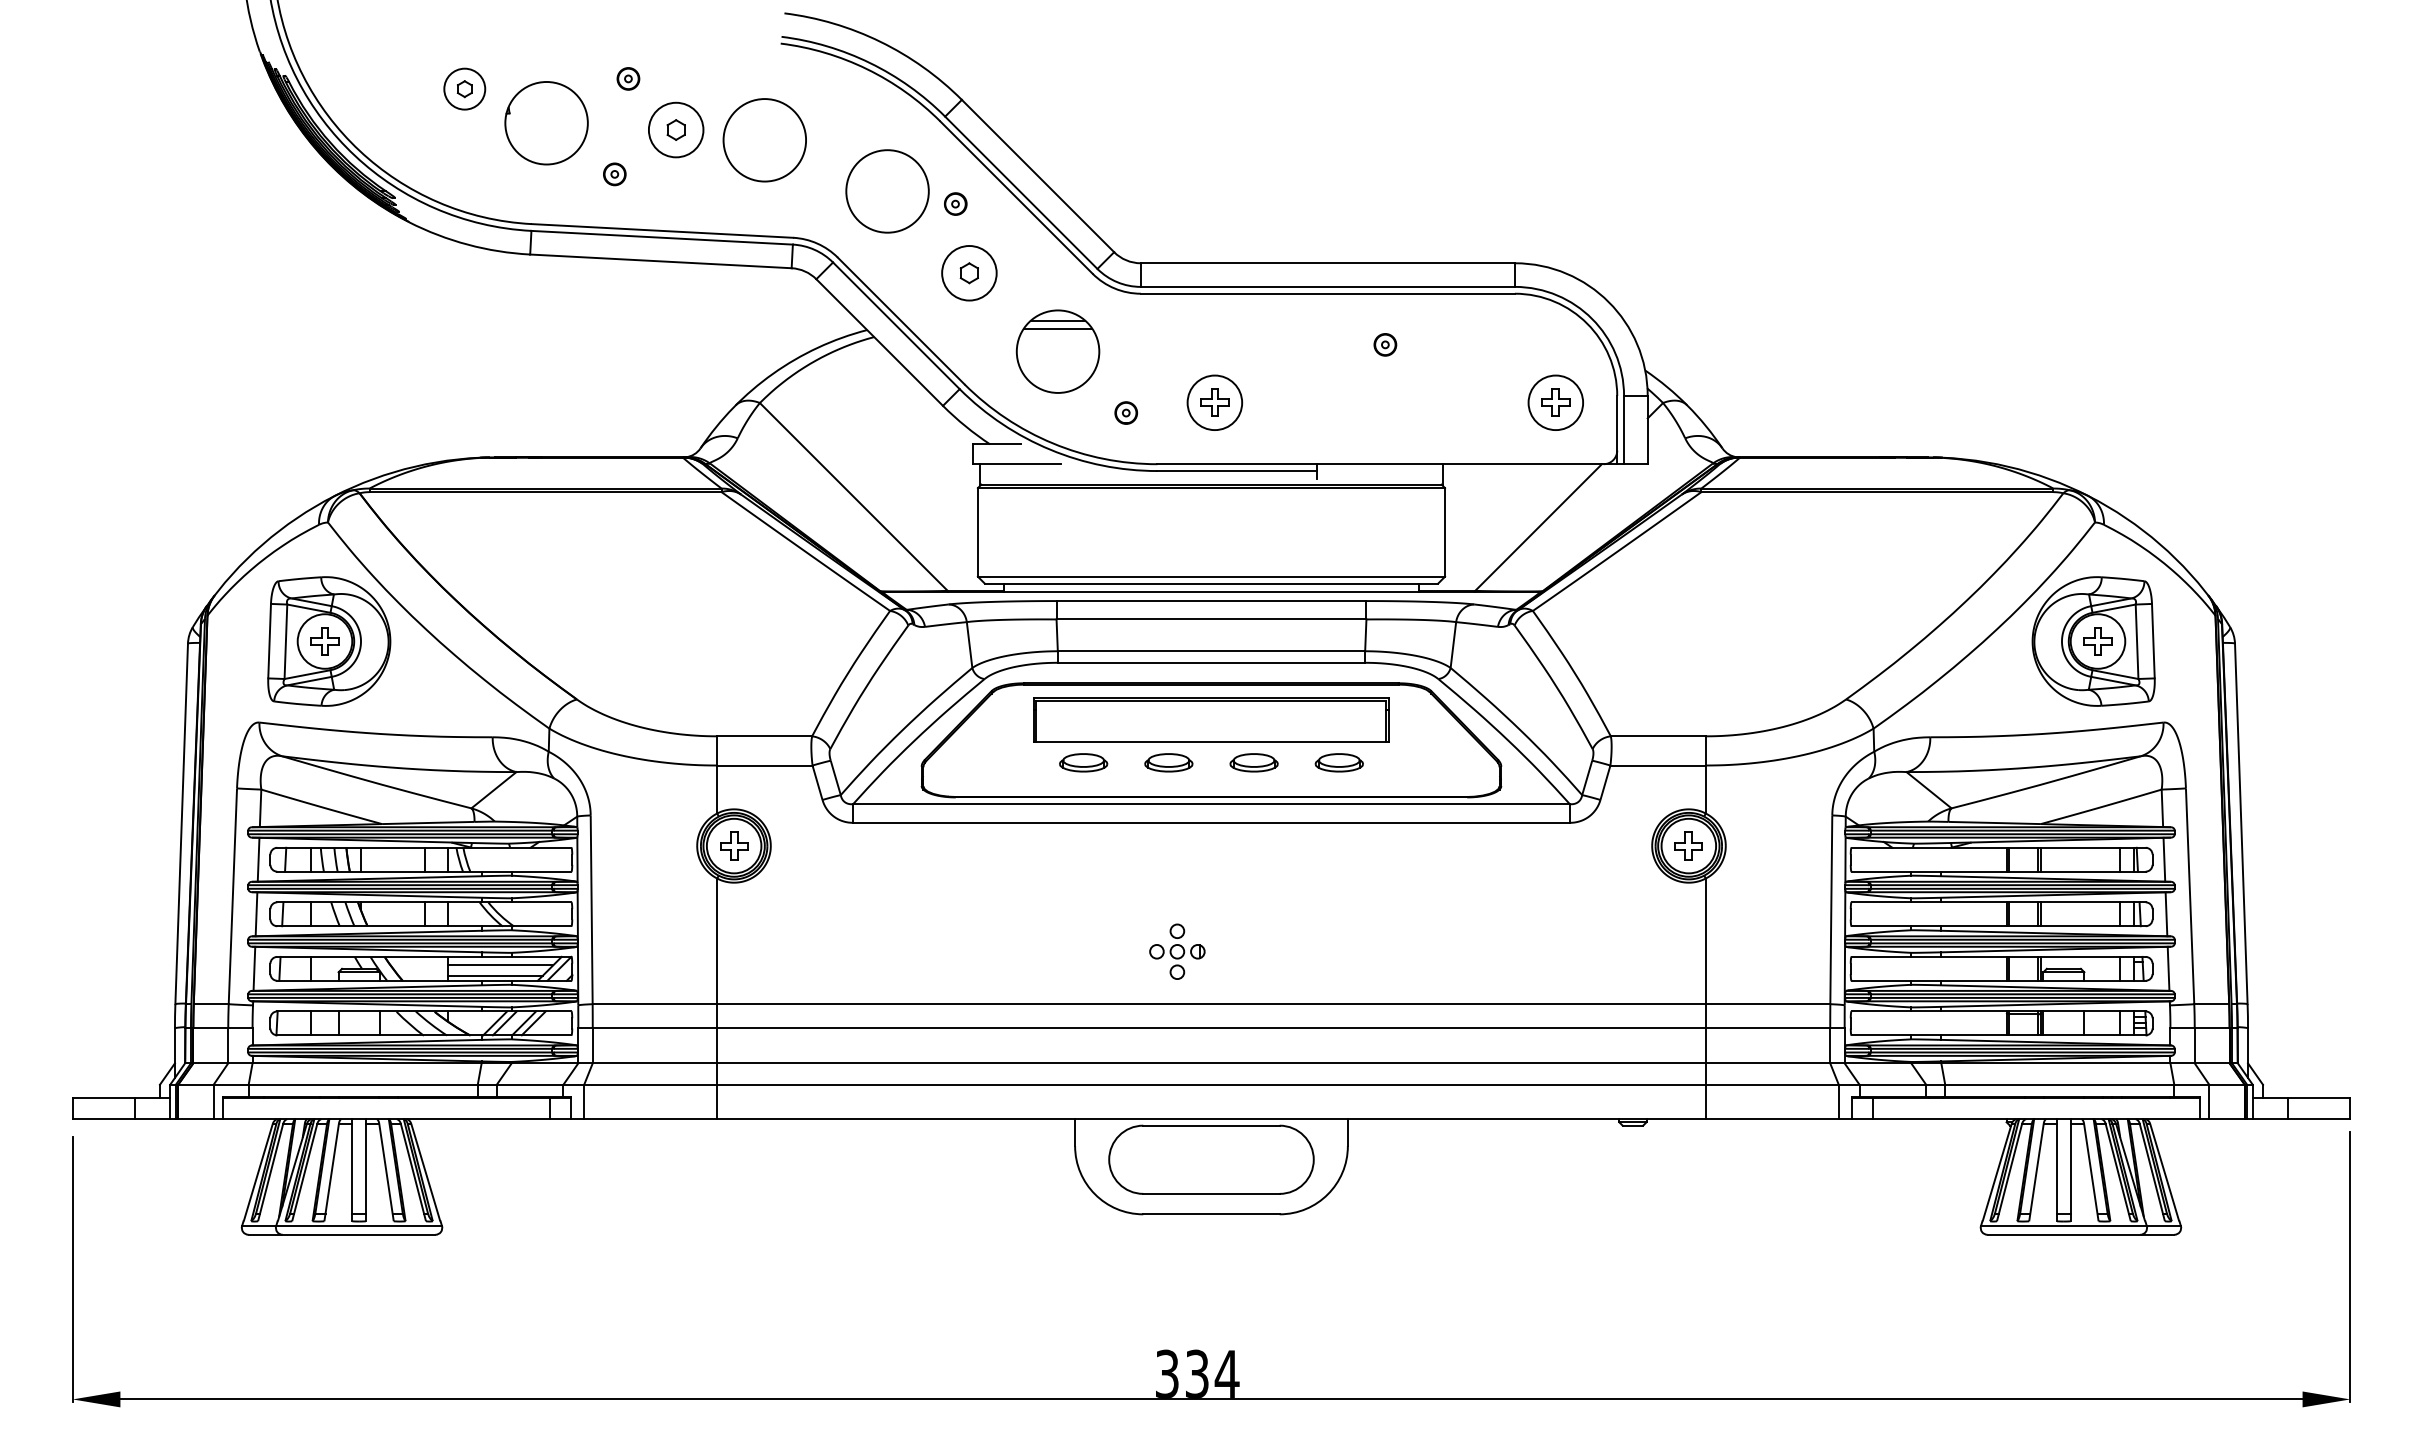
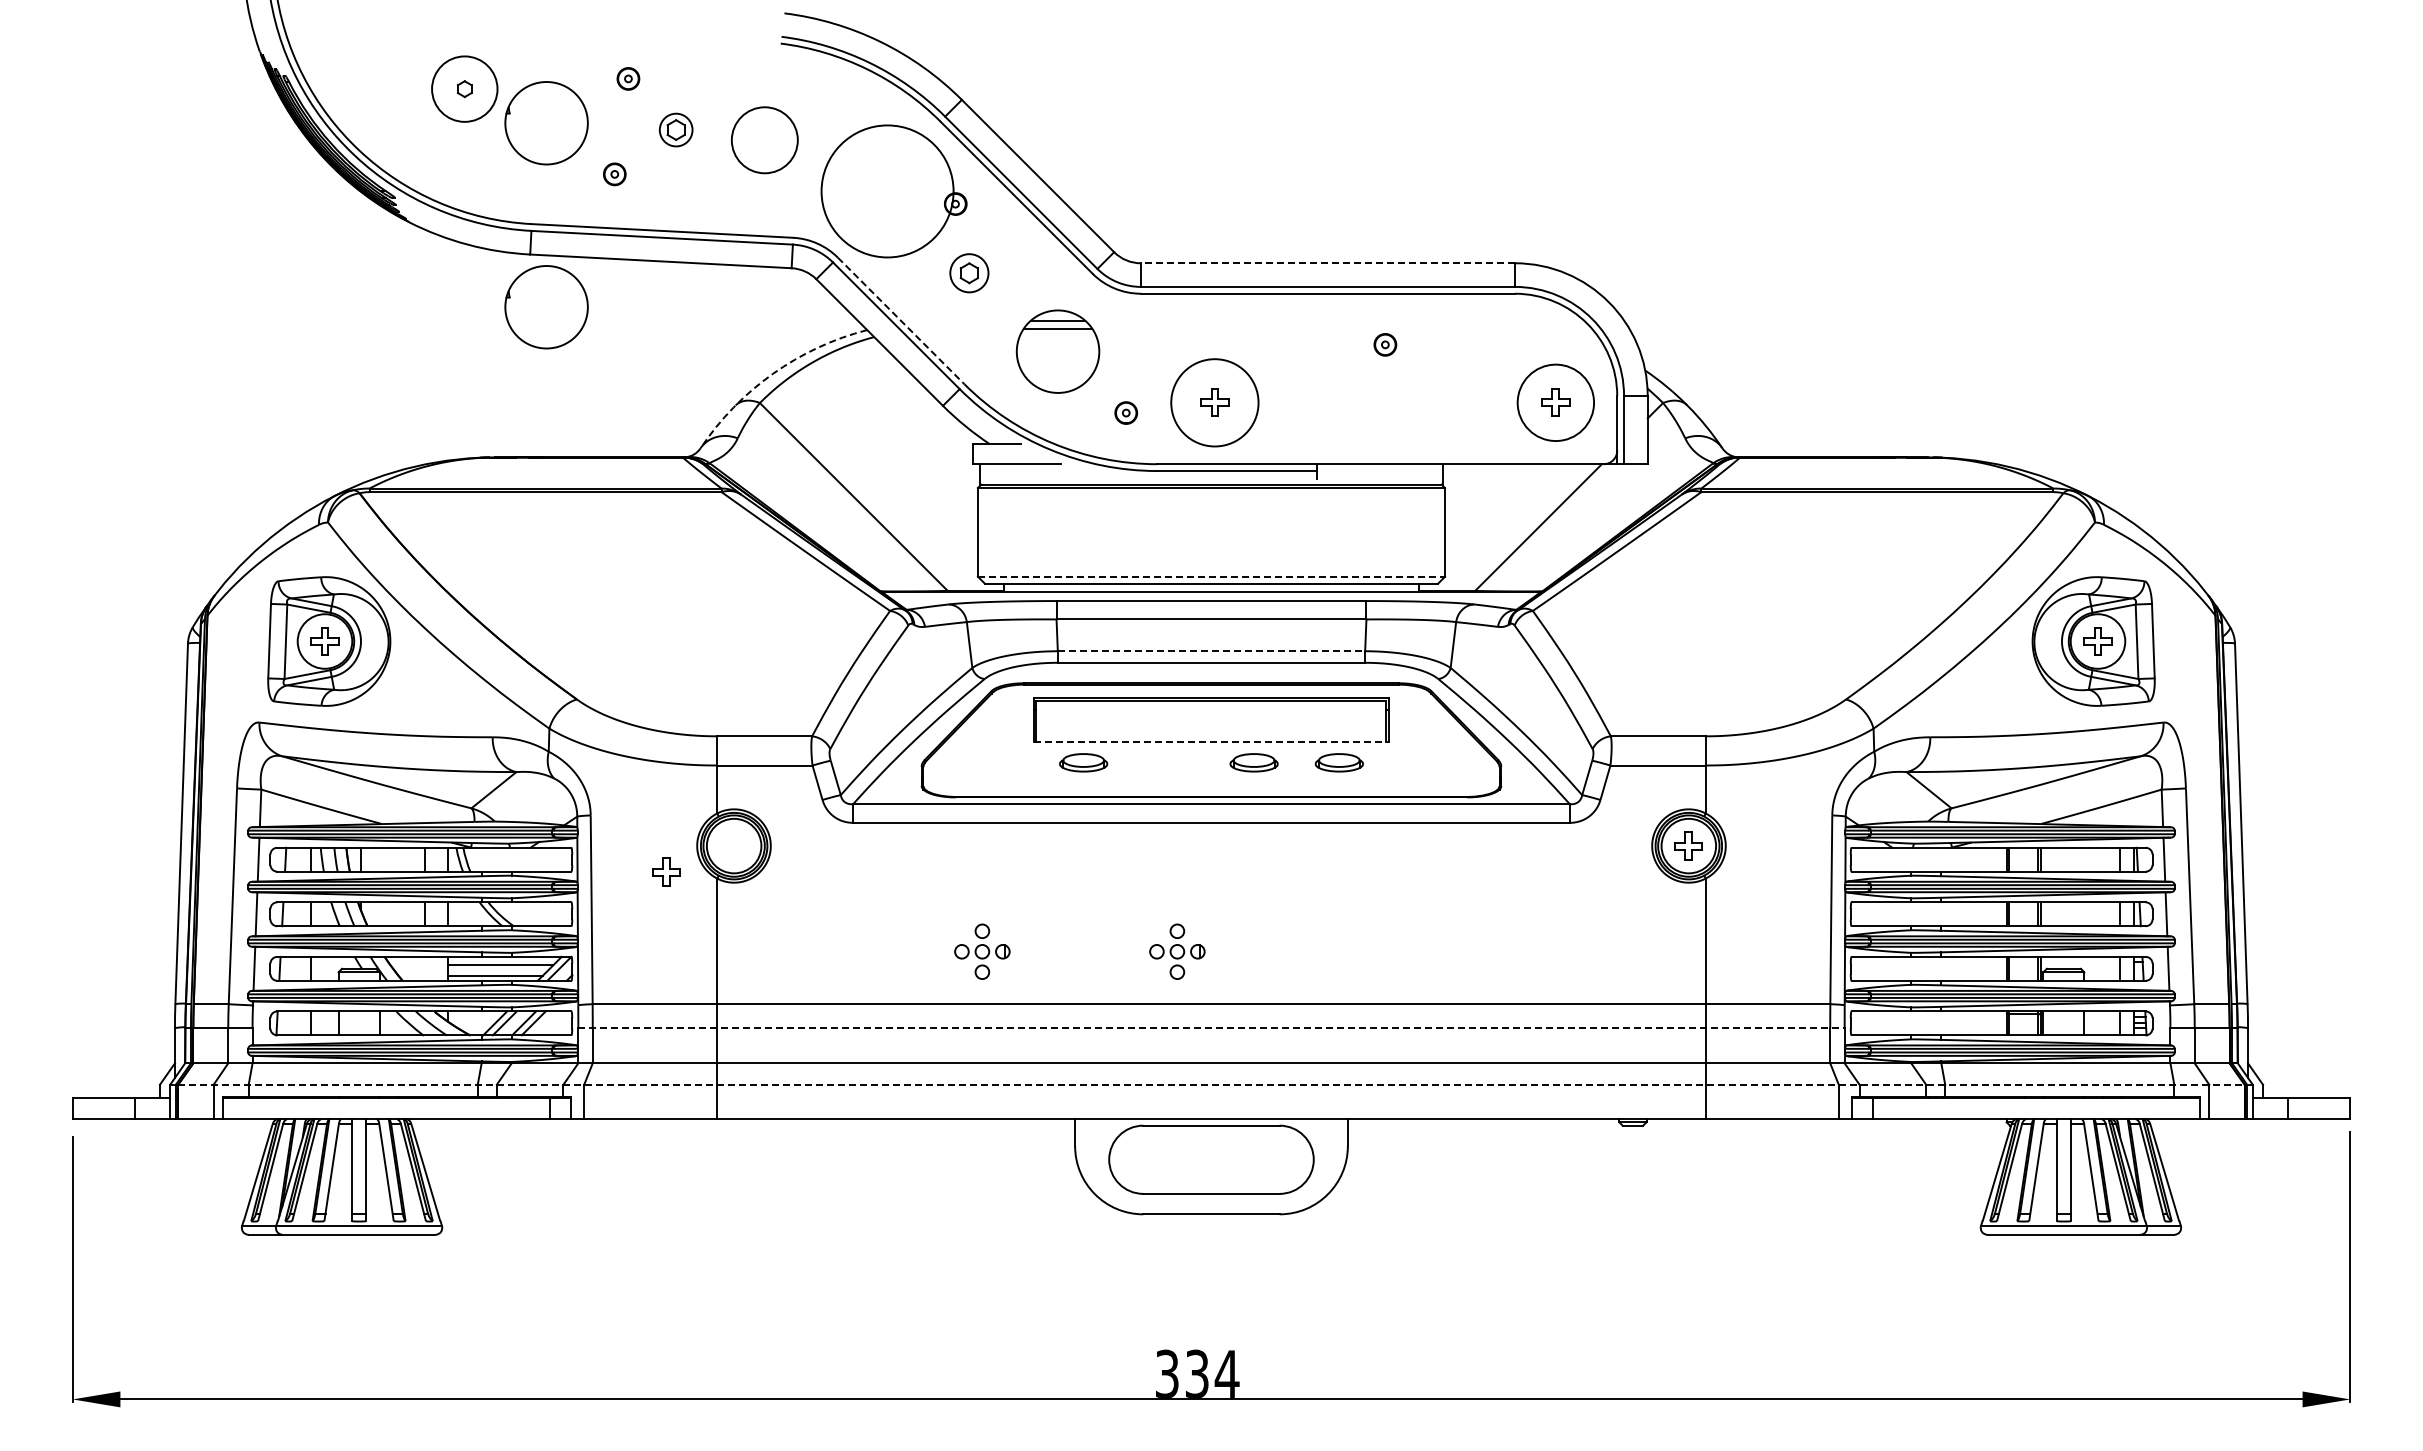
circle diameter: 41 px -> 65 px (464, 88)
circle diameter: 55 px -> 33 px (675, 129)
circle diameter: 83 px -> 66 px (764, 140)
circle diameter: 83 px -> 132 px (887, 191)
line: solid -> dashed (1327, 263)
circle diameter: 55 px -> 38 px (969, 273)
part: none -> present (546, 307)
line: solid -> dashed (901, 321)
arc: solid -> dashed (773, 373)
circle diameter: 55 px -> 87 px (1214, 402)
circle diameter: 55 px -> 76 px (1555, 402)
line: solid -> dashed (1211, 576)
line: solid -> dashed (1211, 651)
line: solid -> dashed (1211, 741)
part: present -> none (1168, 762)
part position: (734, 845) -> (666, 871) (666, 871)
part: none -> present (982, 951)
line: solid -> dashed (1211, 1028)
line: solid -> dashed (1212, 1084)
